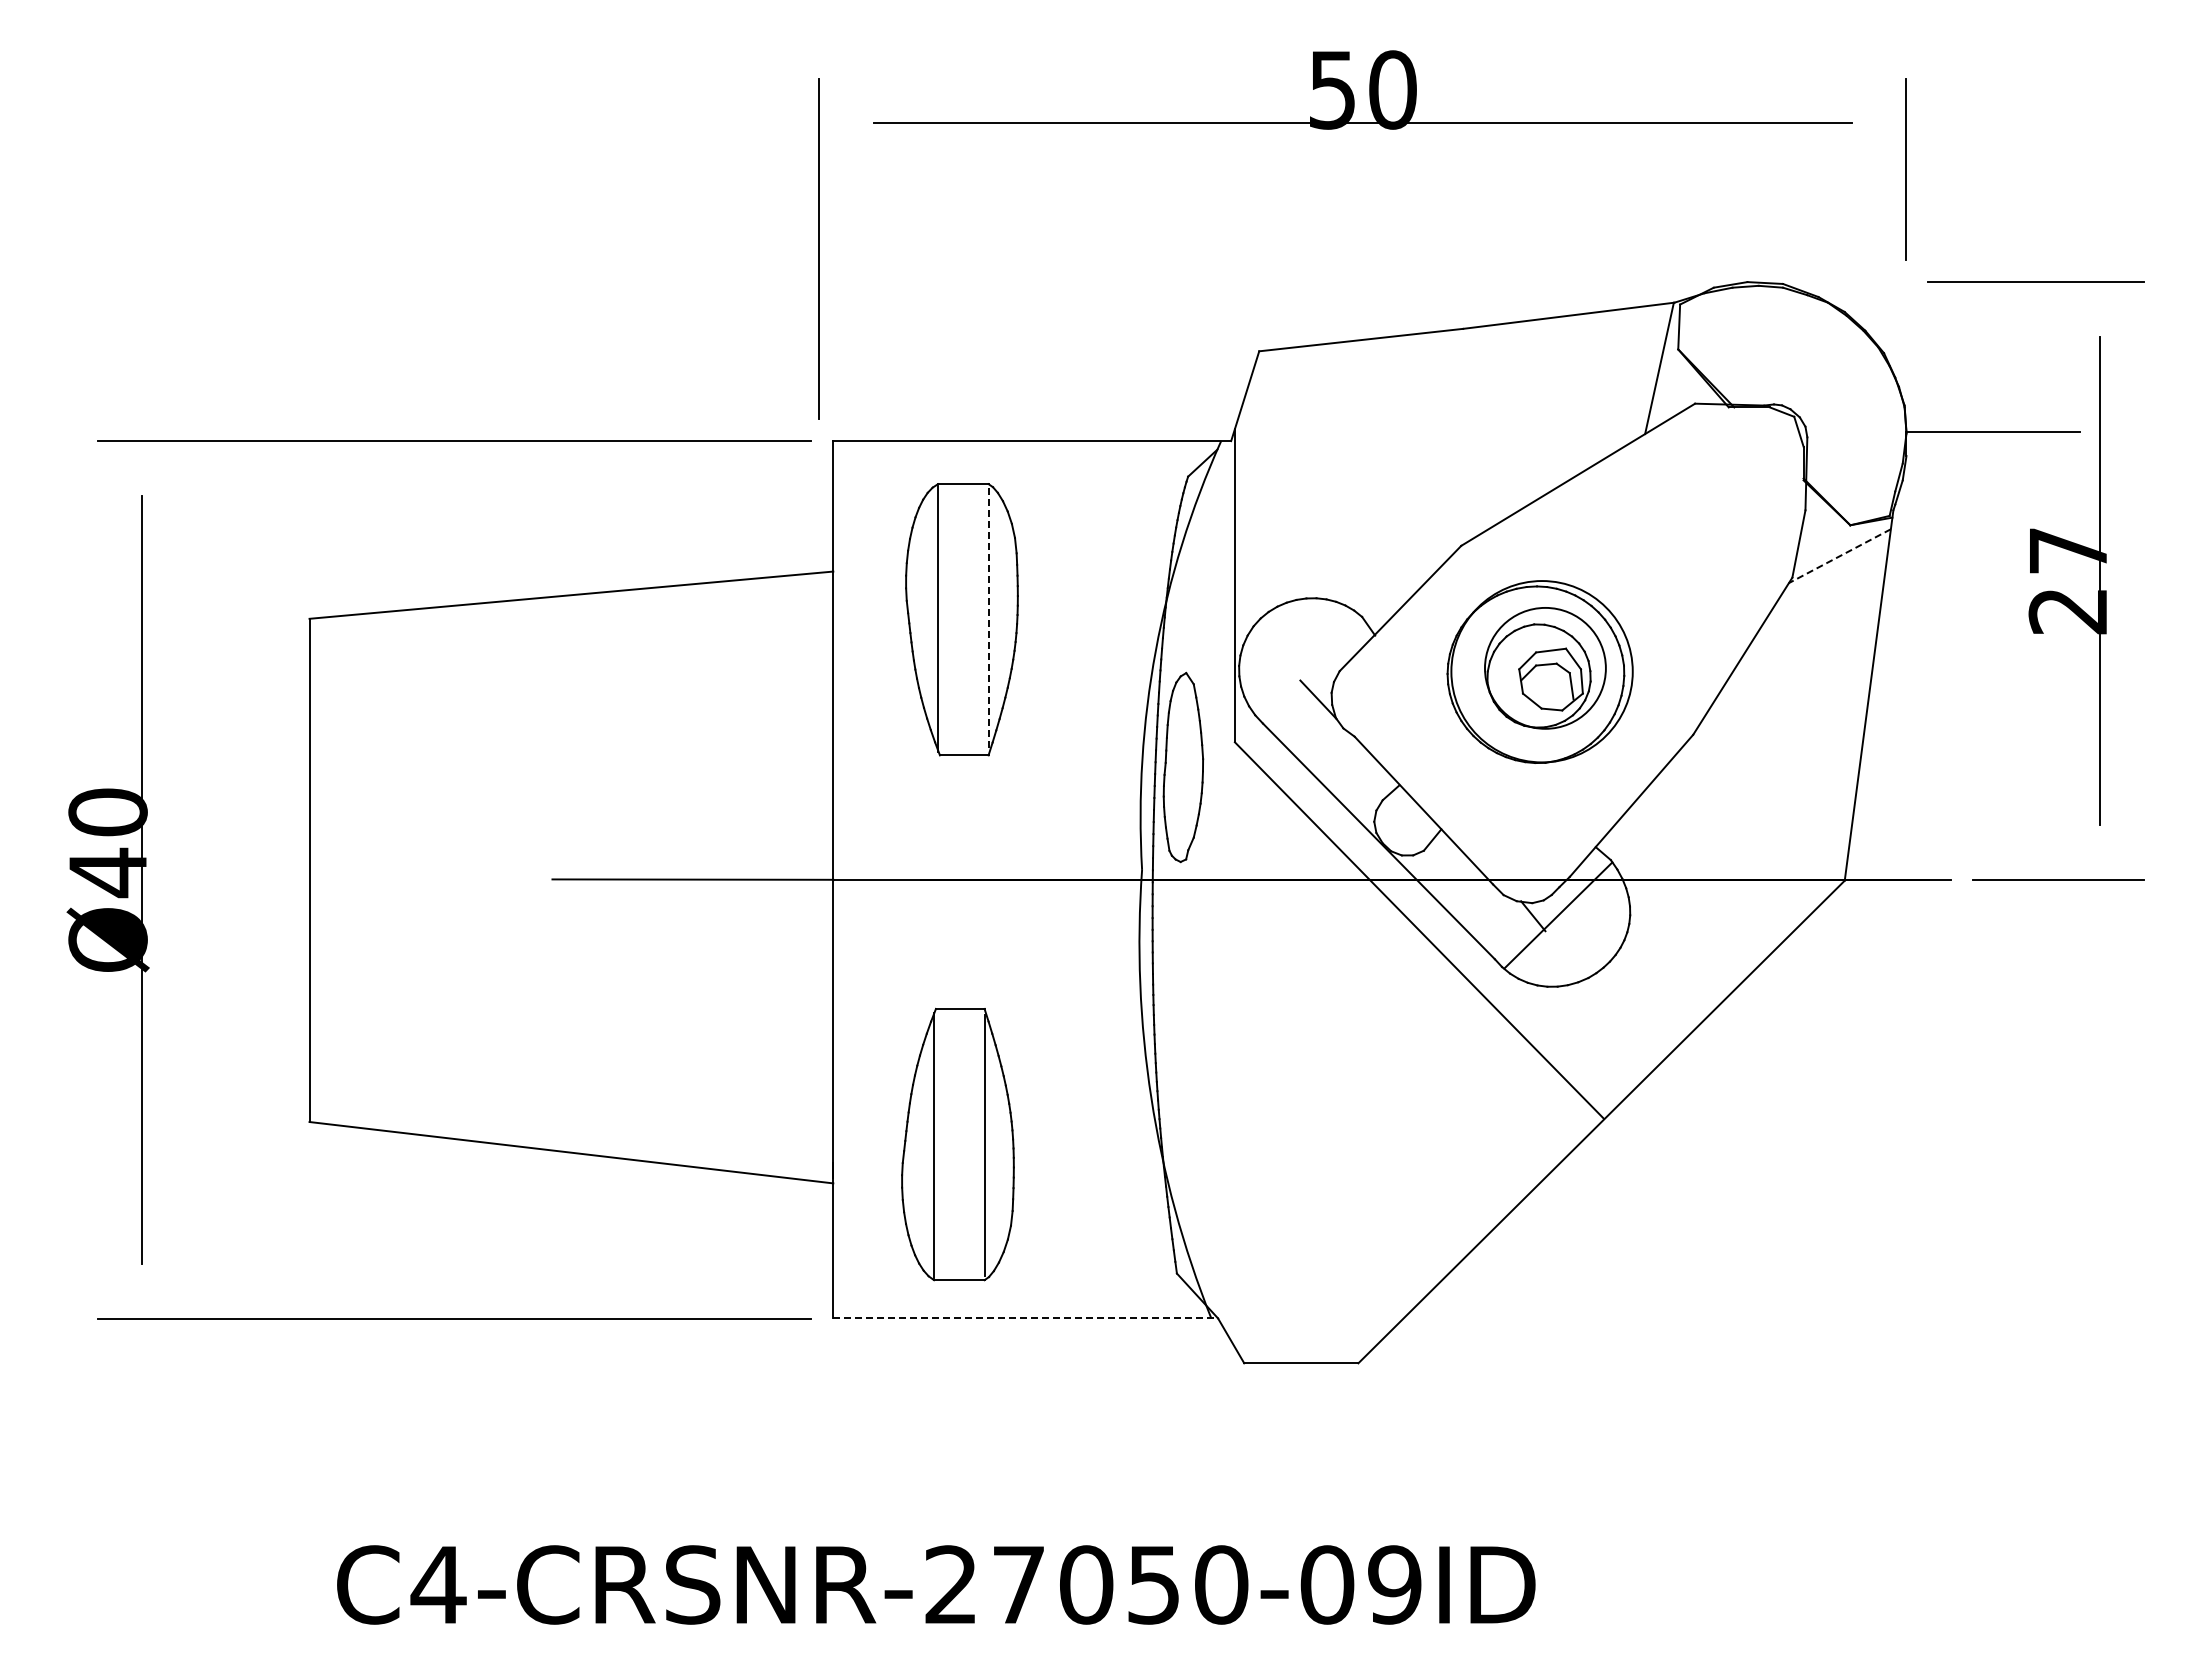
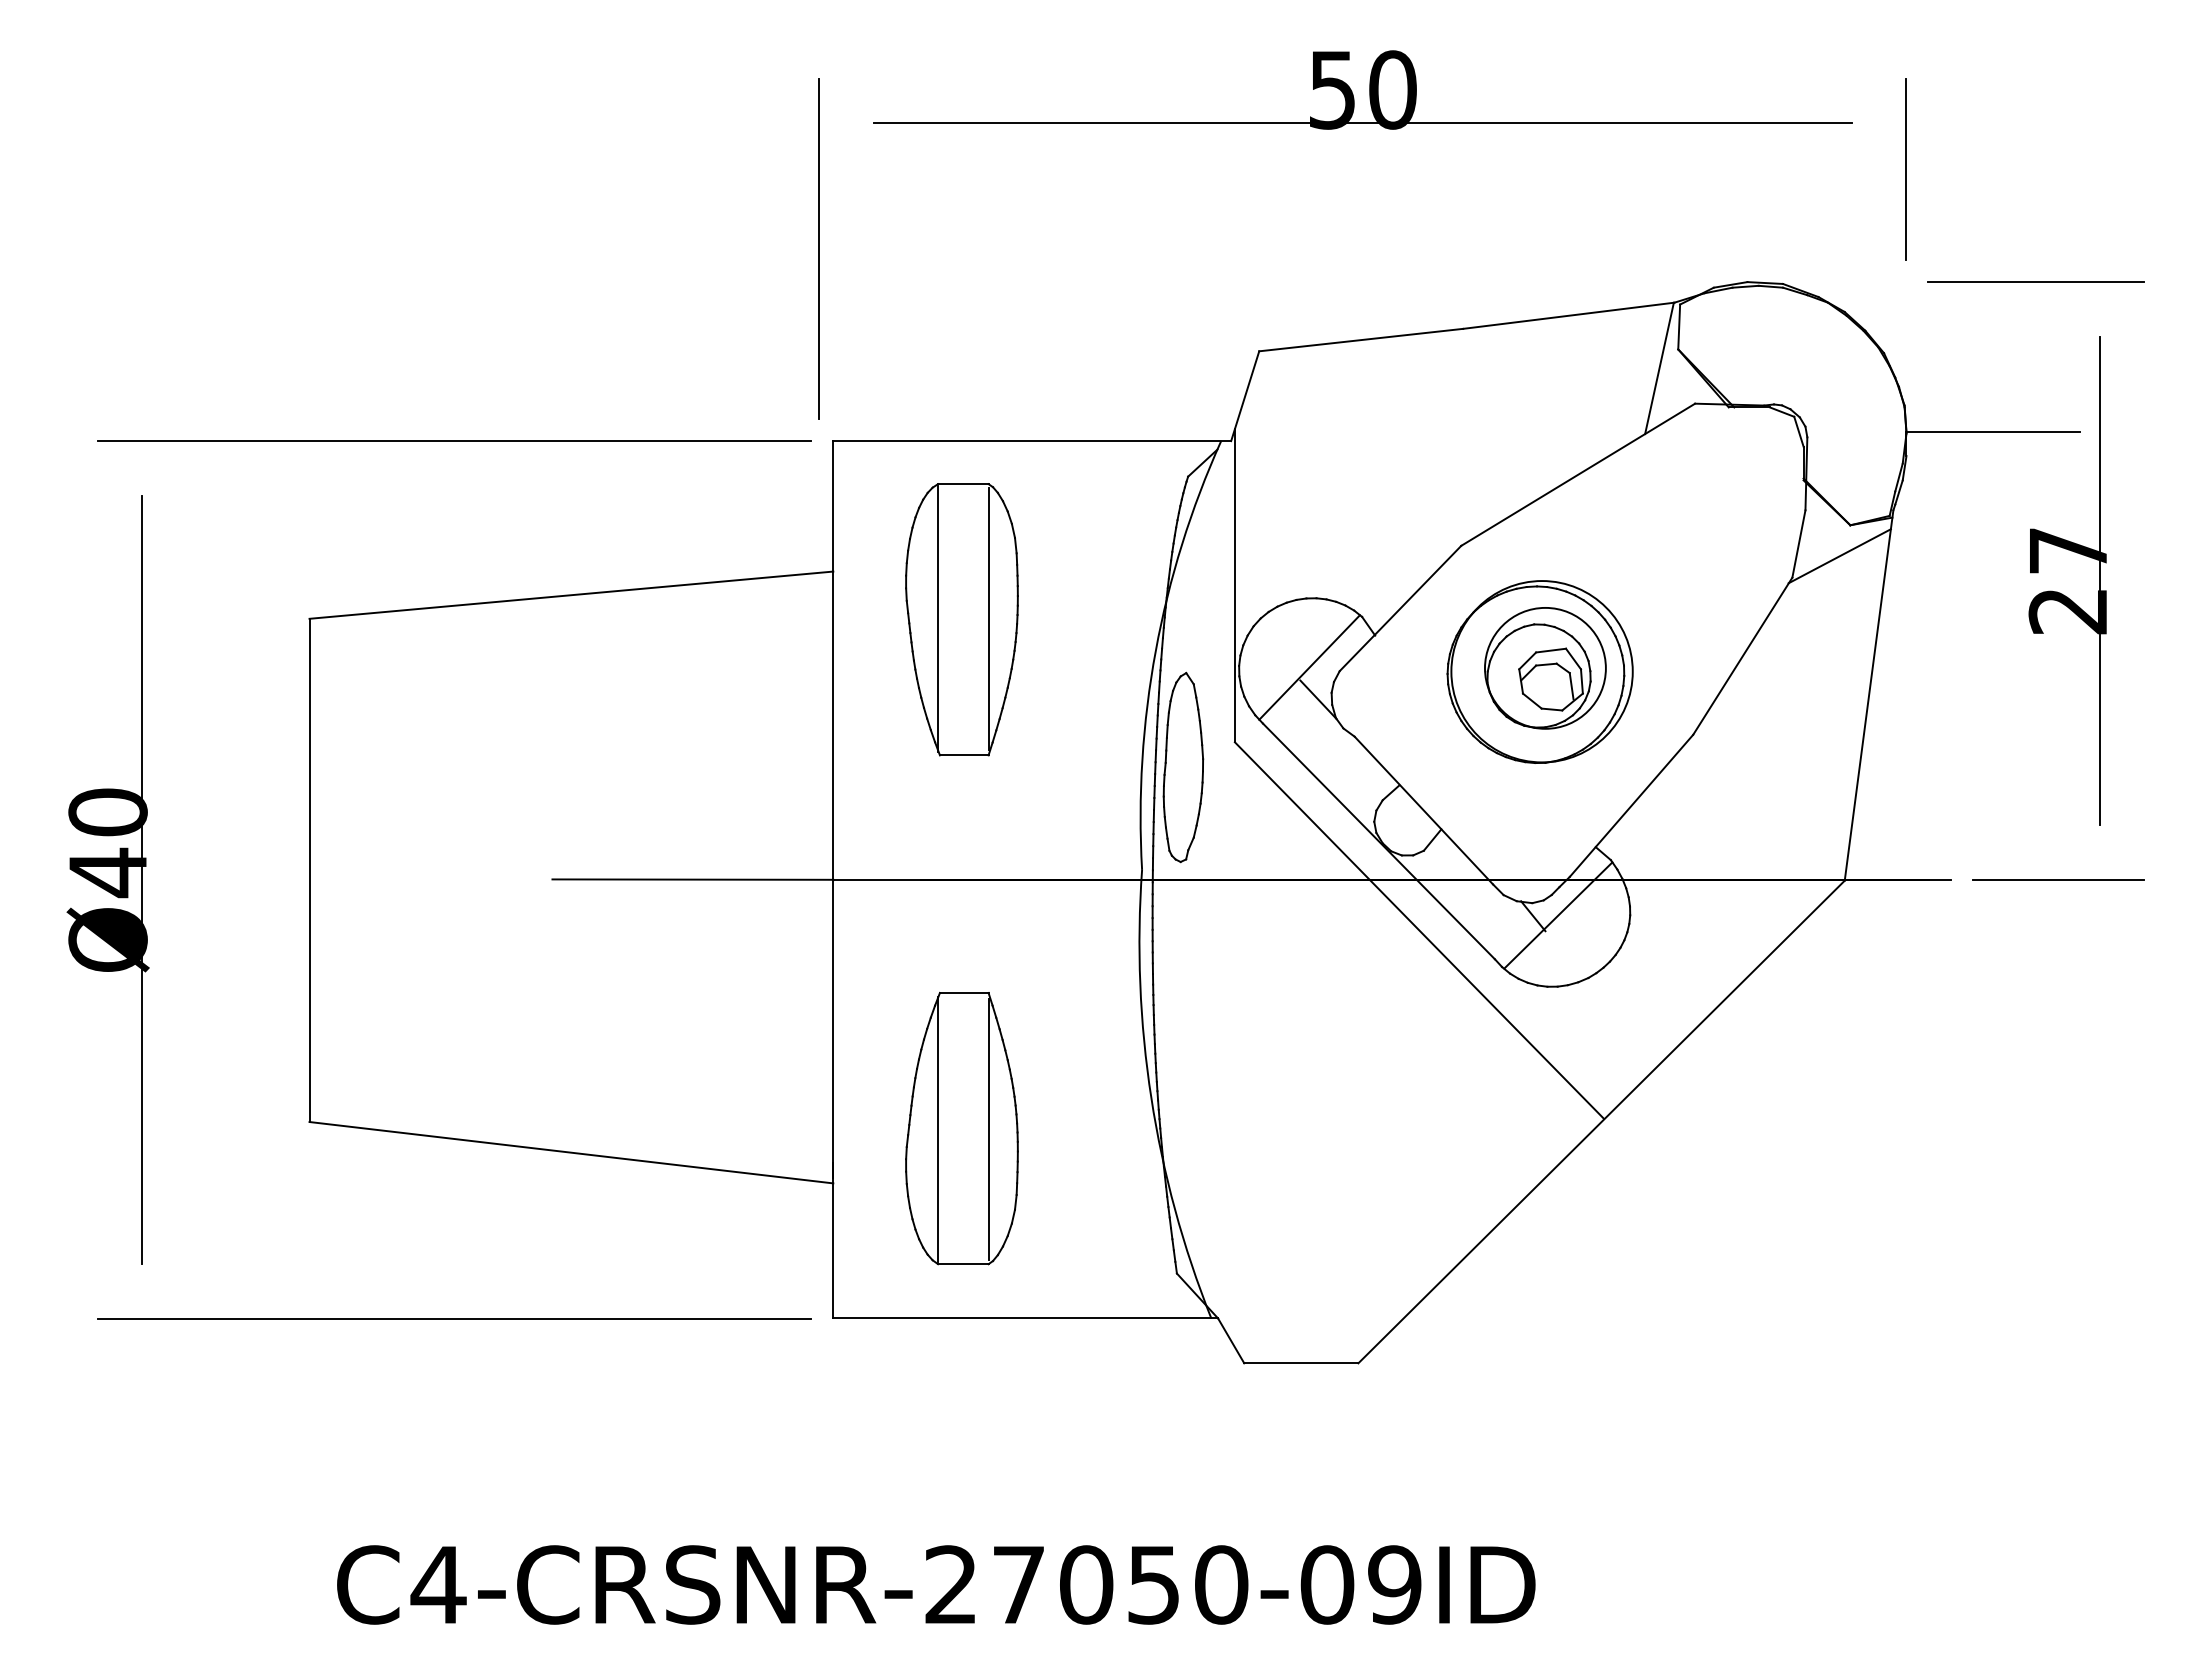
line: dashed -> solid (1839, 556)
line: dashed -> solid (988, 618)
line: none -> present (1309, 667)
part position: (957, 1144) -> (961, 1128) (961, 1128)
line: dashed -> solid (1026, 1318)
